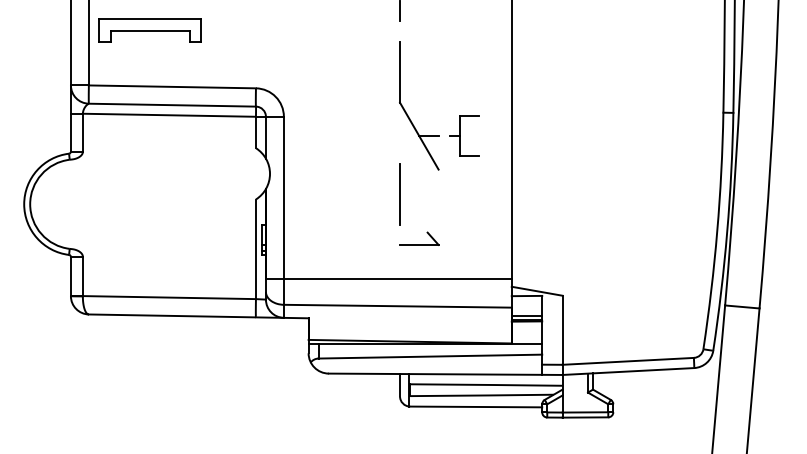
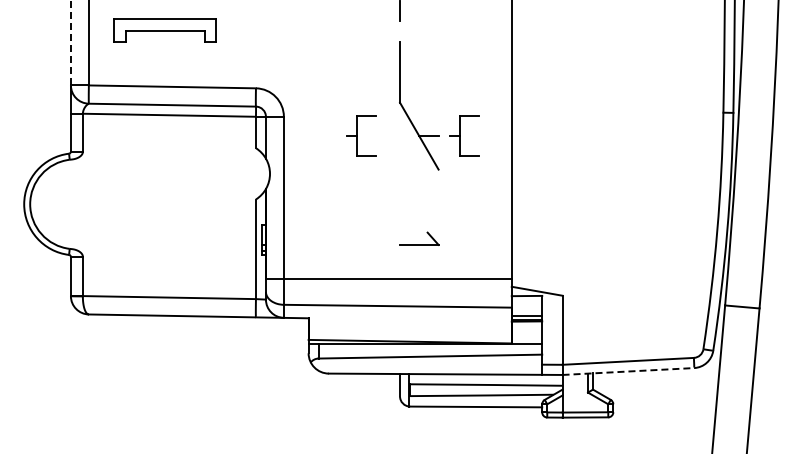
part position: (149, 30) -> (164, 30) (164, 30)
line: solid -> dashed (70, 42)
part: none -> present (361, 135)
line: present -> none (400, 193)
line: solid -> dashed (628, 371)
